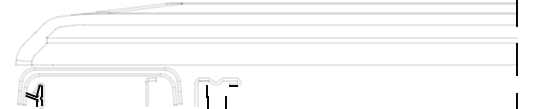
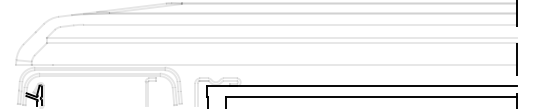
line: none -> present (361, 86)
line: none -> present (371, 96)
